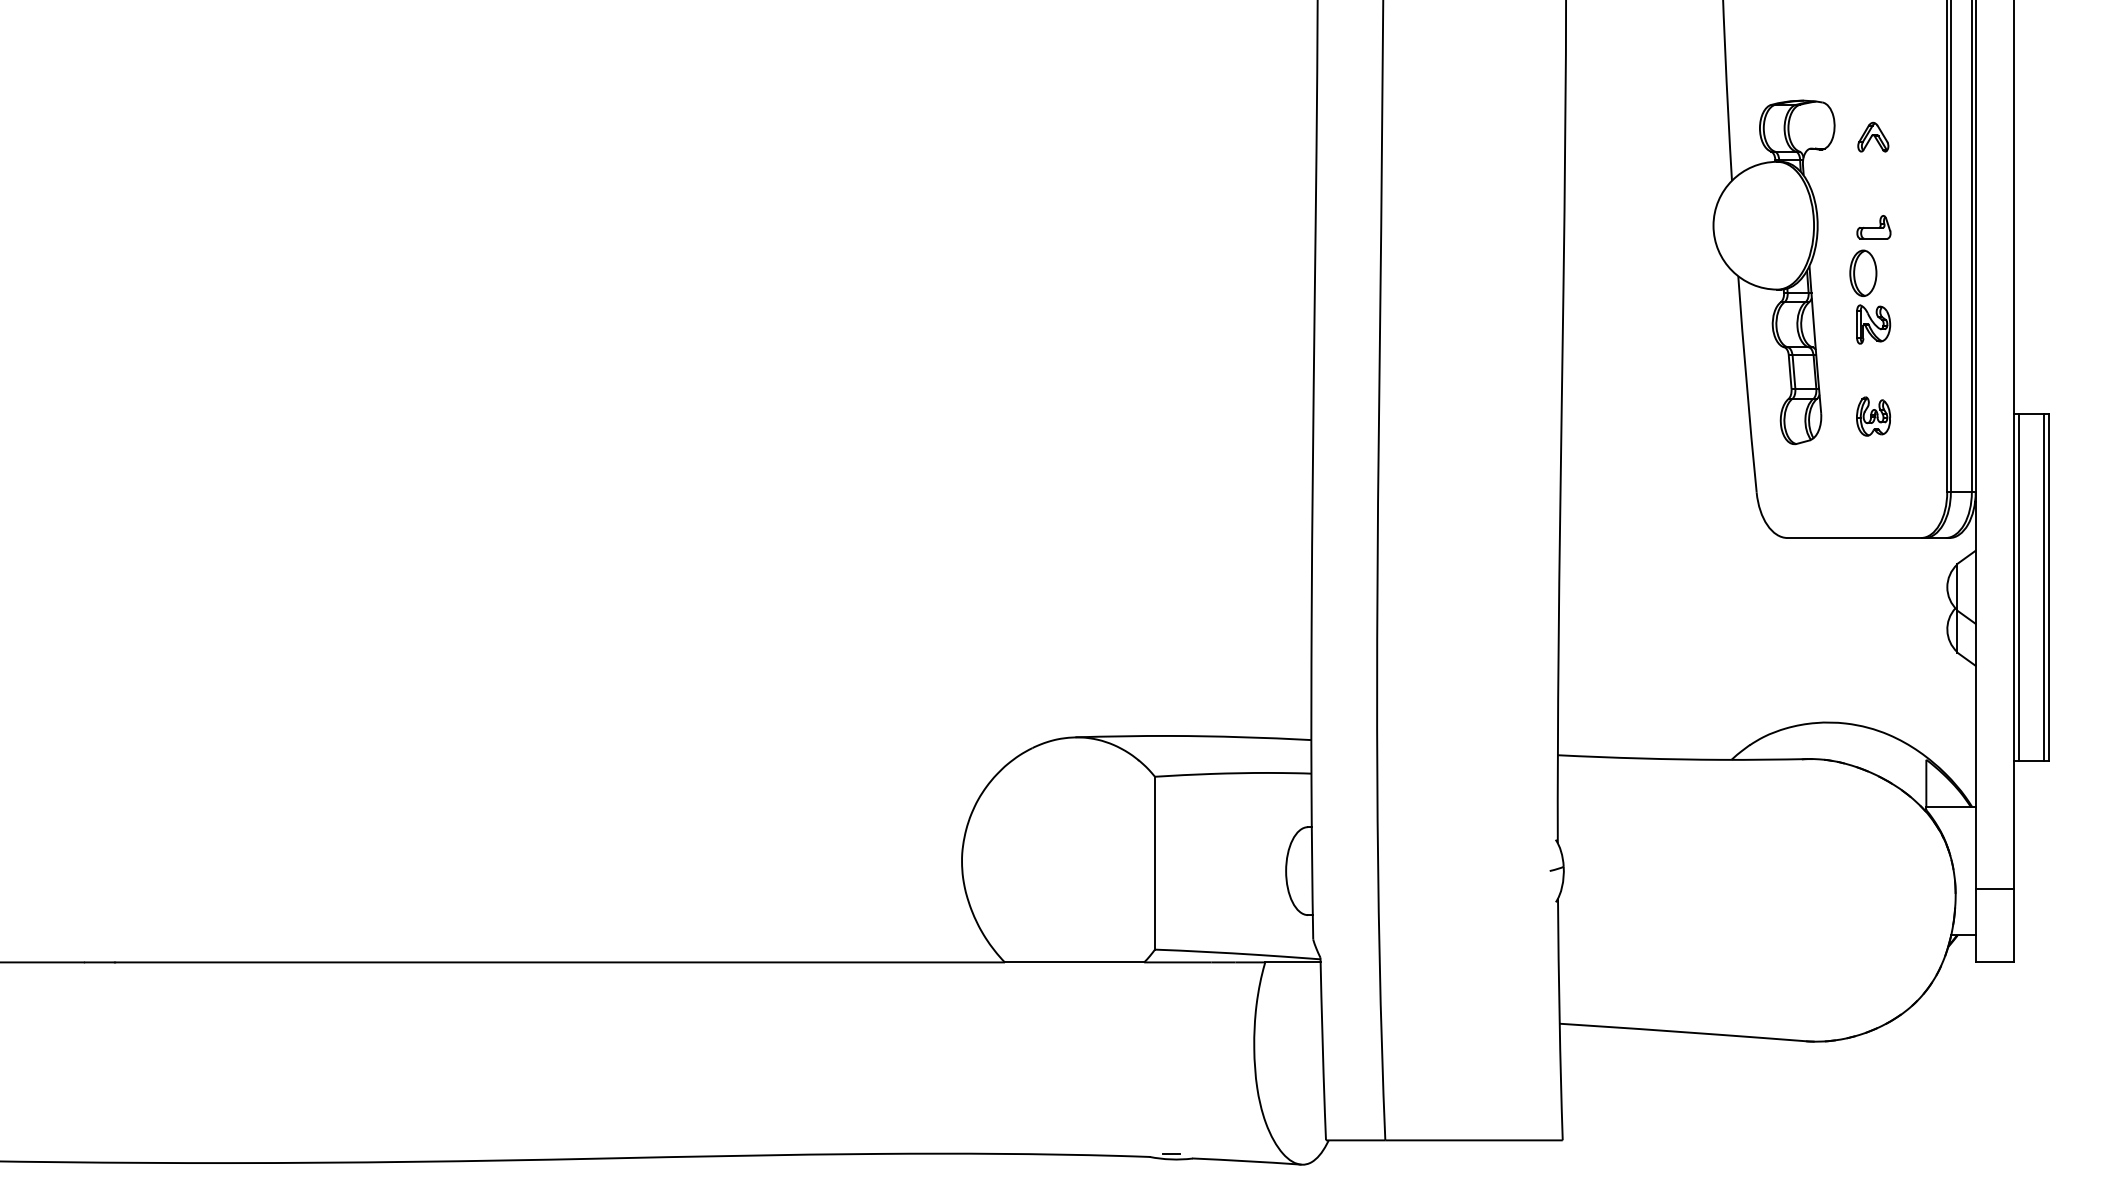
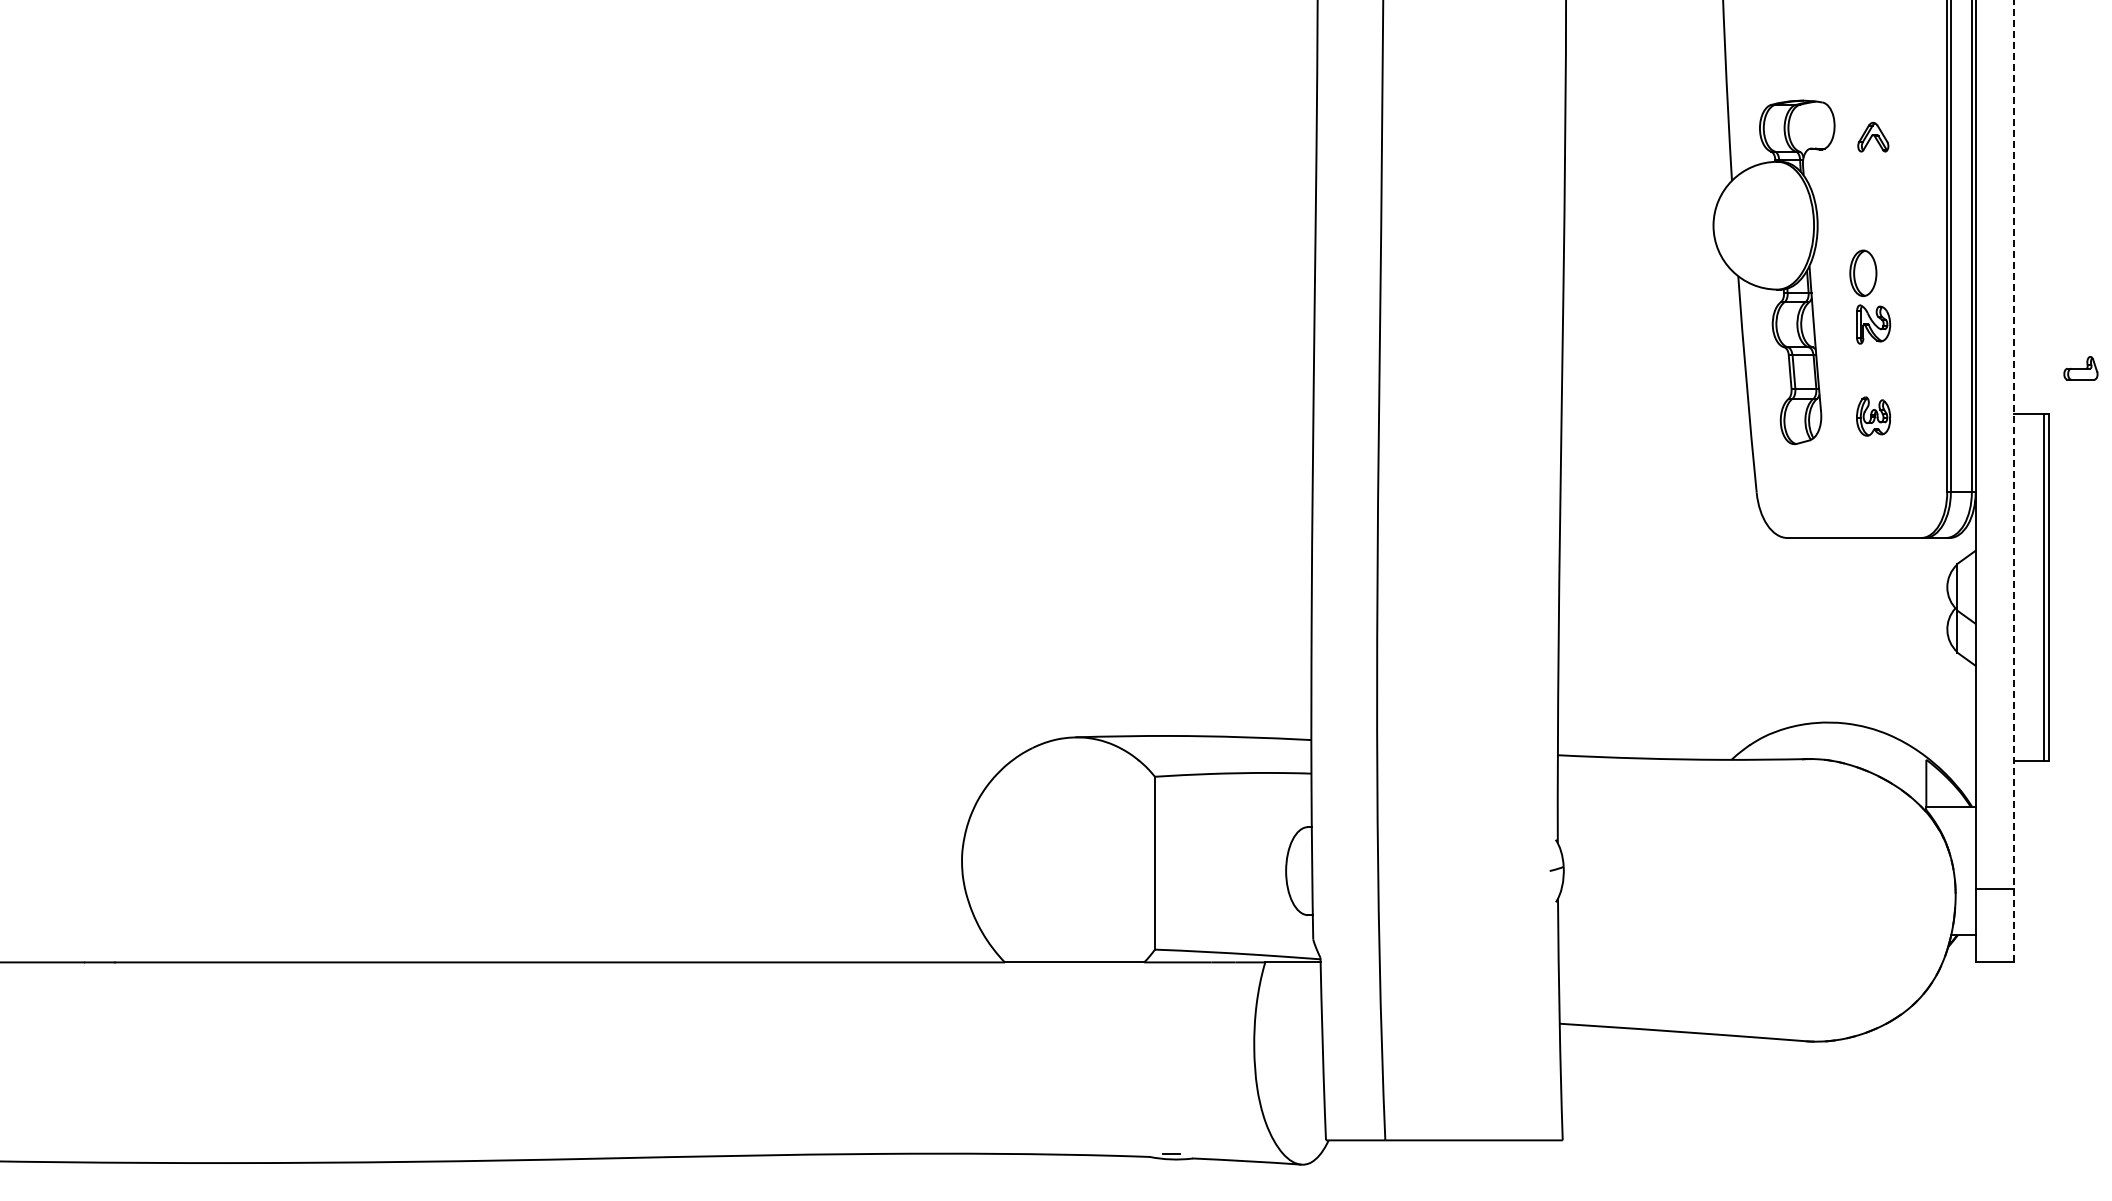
part position: (1873, 227) -> (2080, 368) (2080, 368)
line: solid -> dashed (2013, 481)
line: present -> none (2018, 586)
